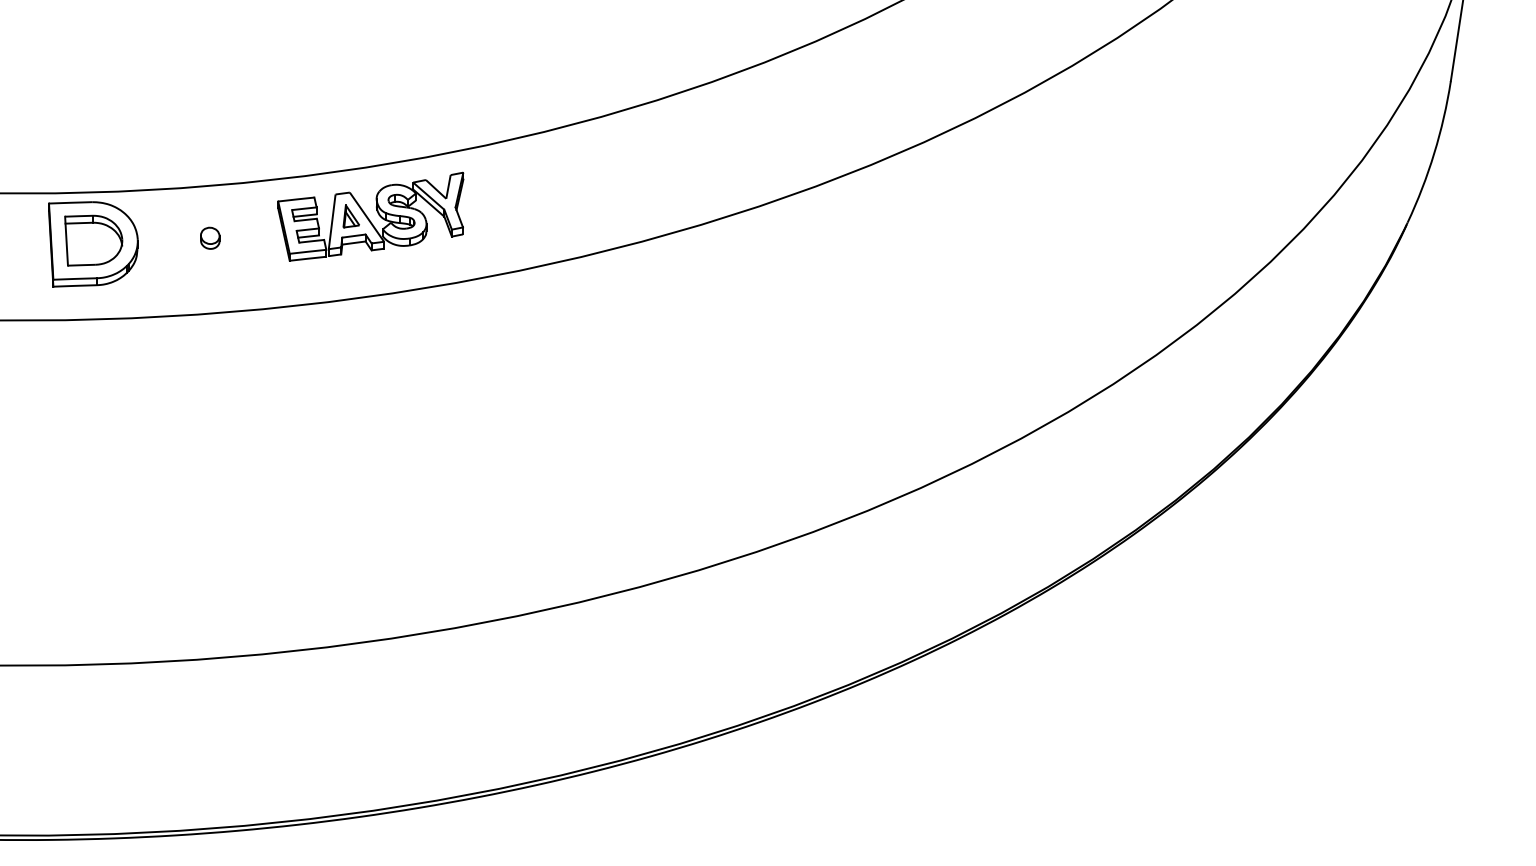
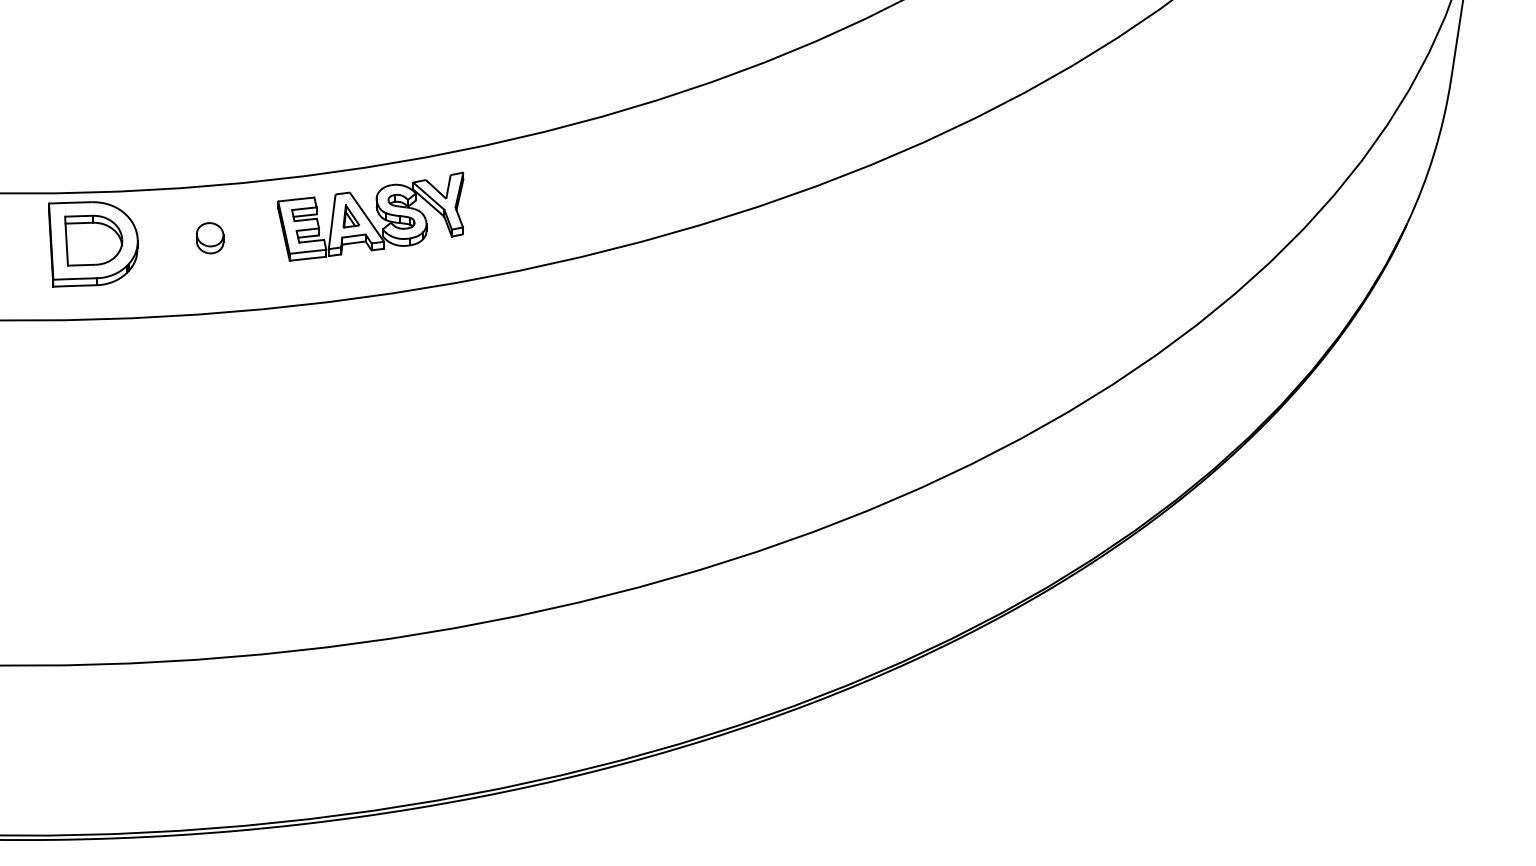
part size: 21x24 px -> 29x33 px (210, 238)
